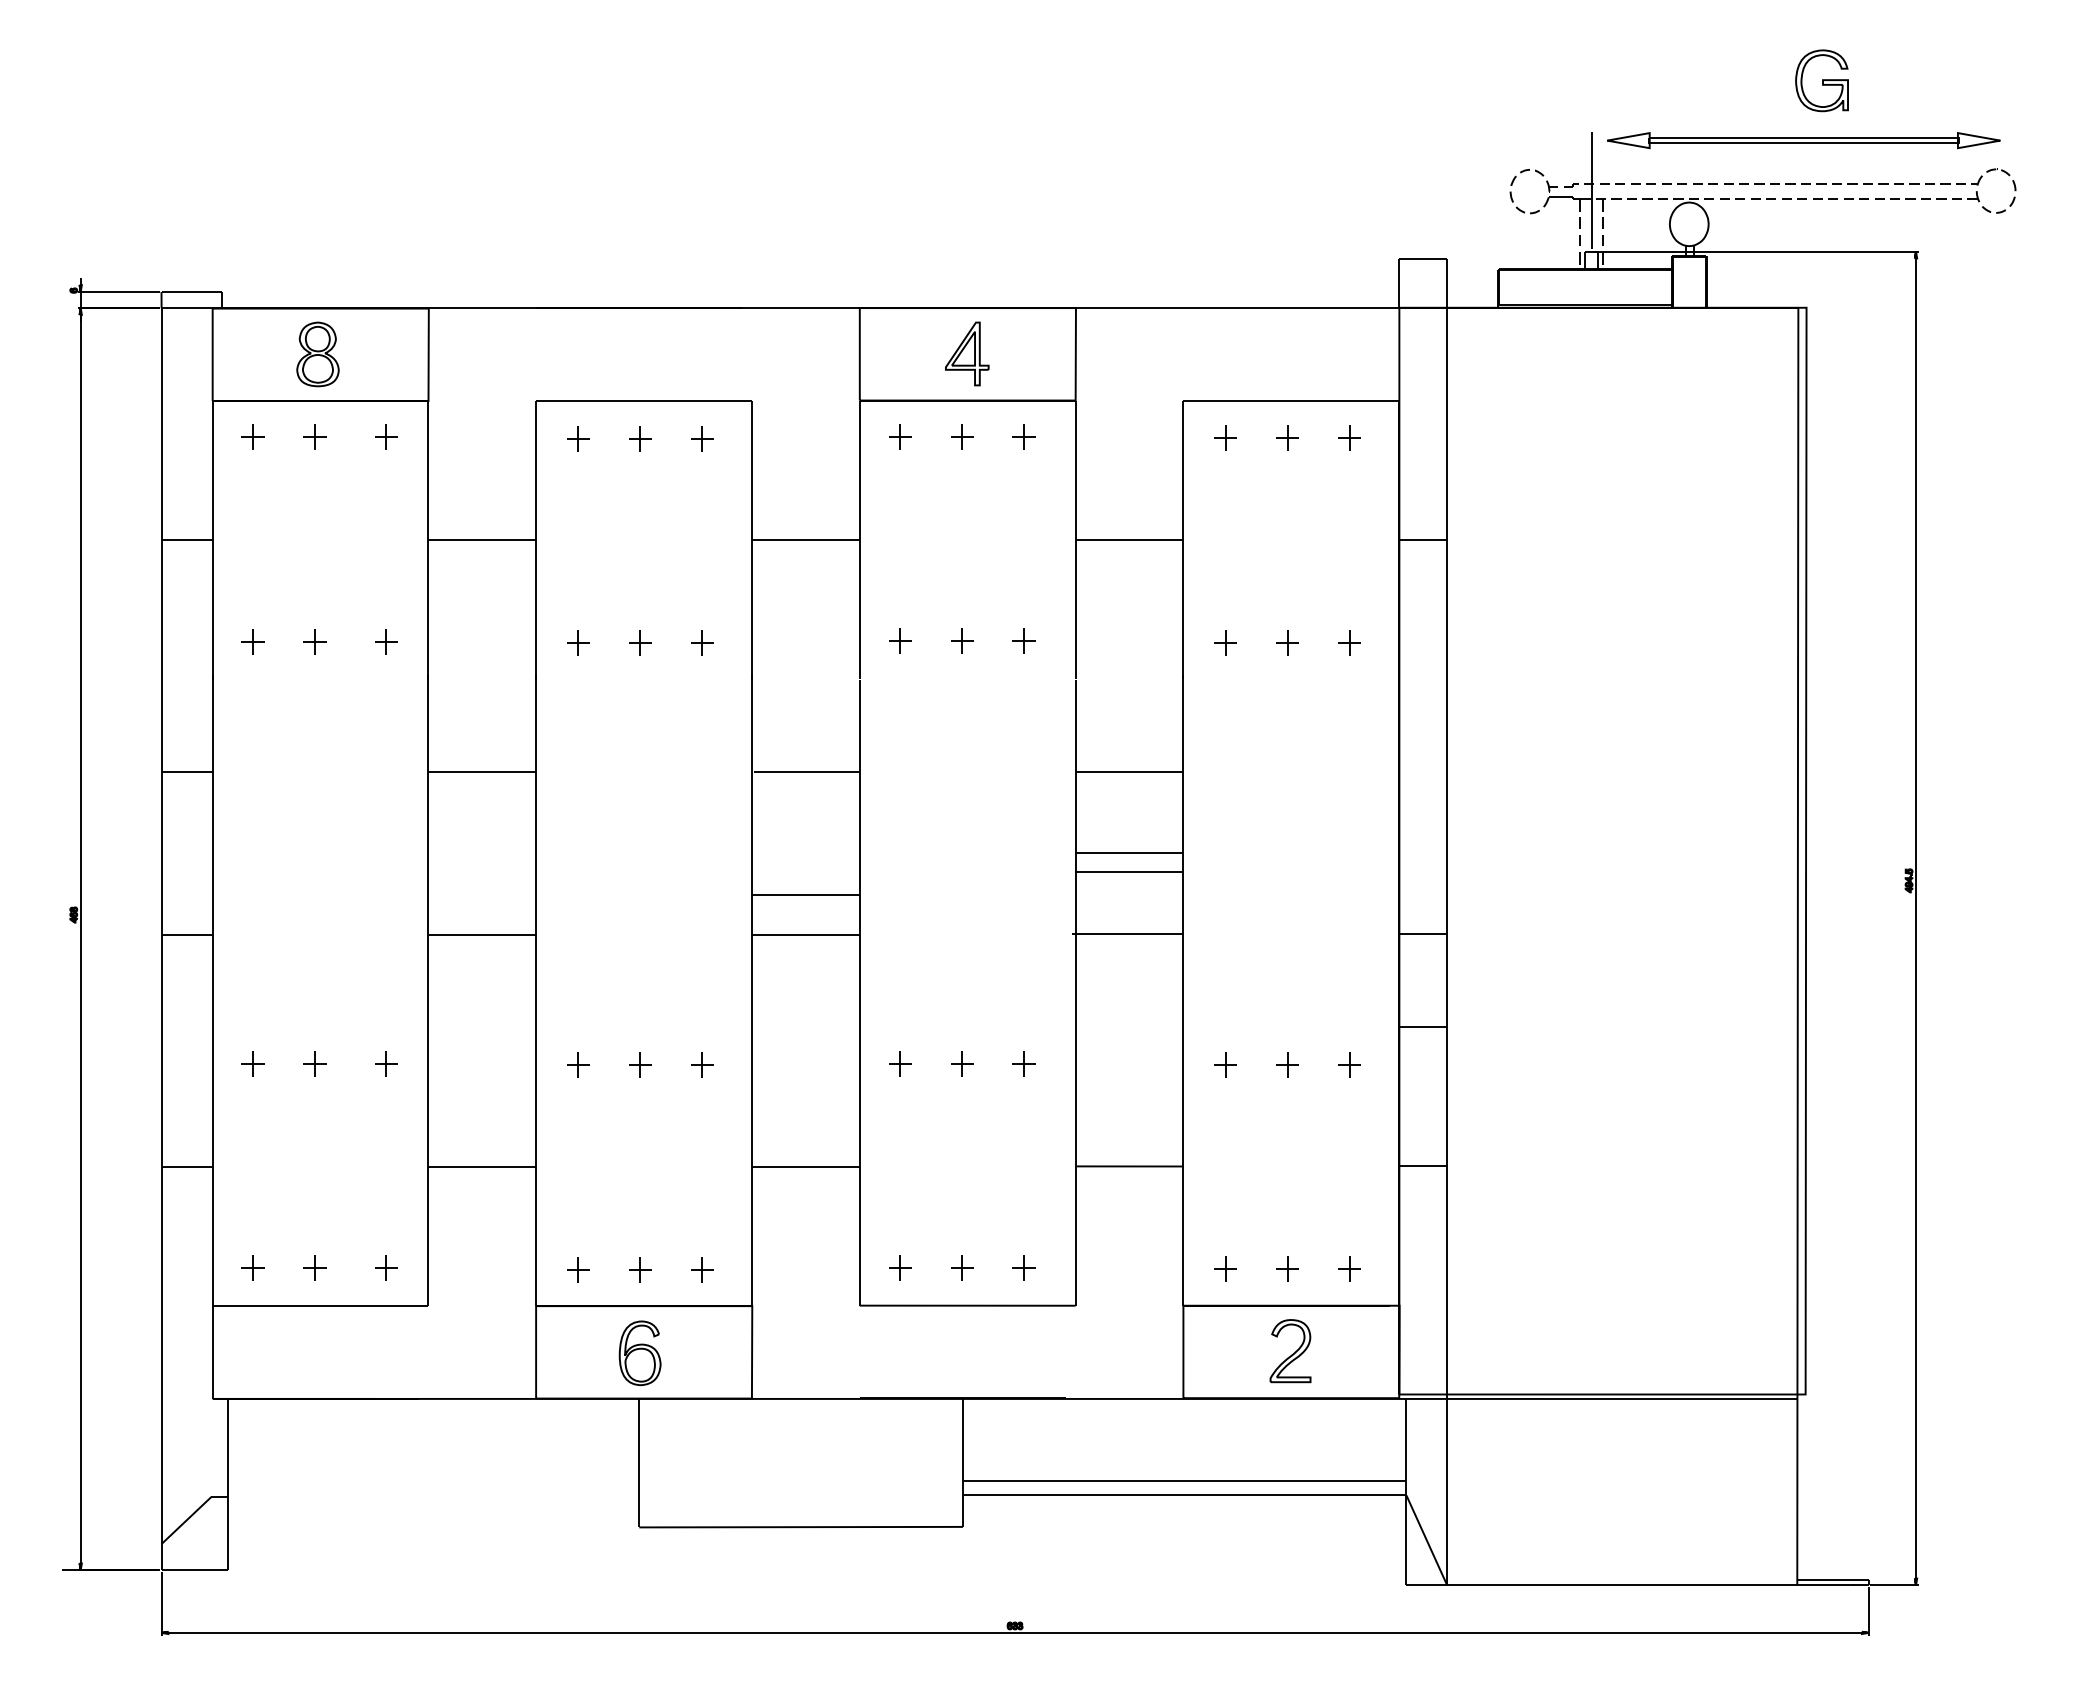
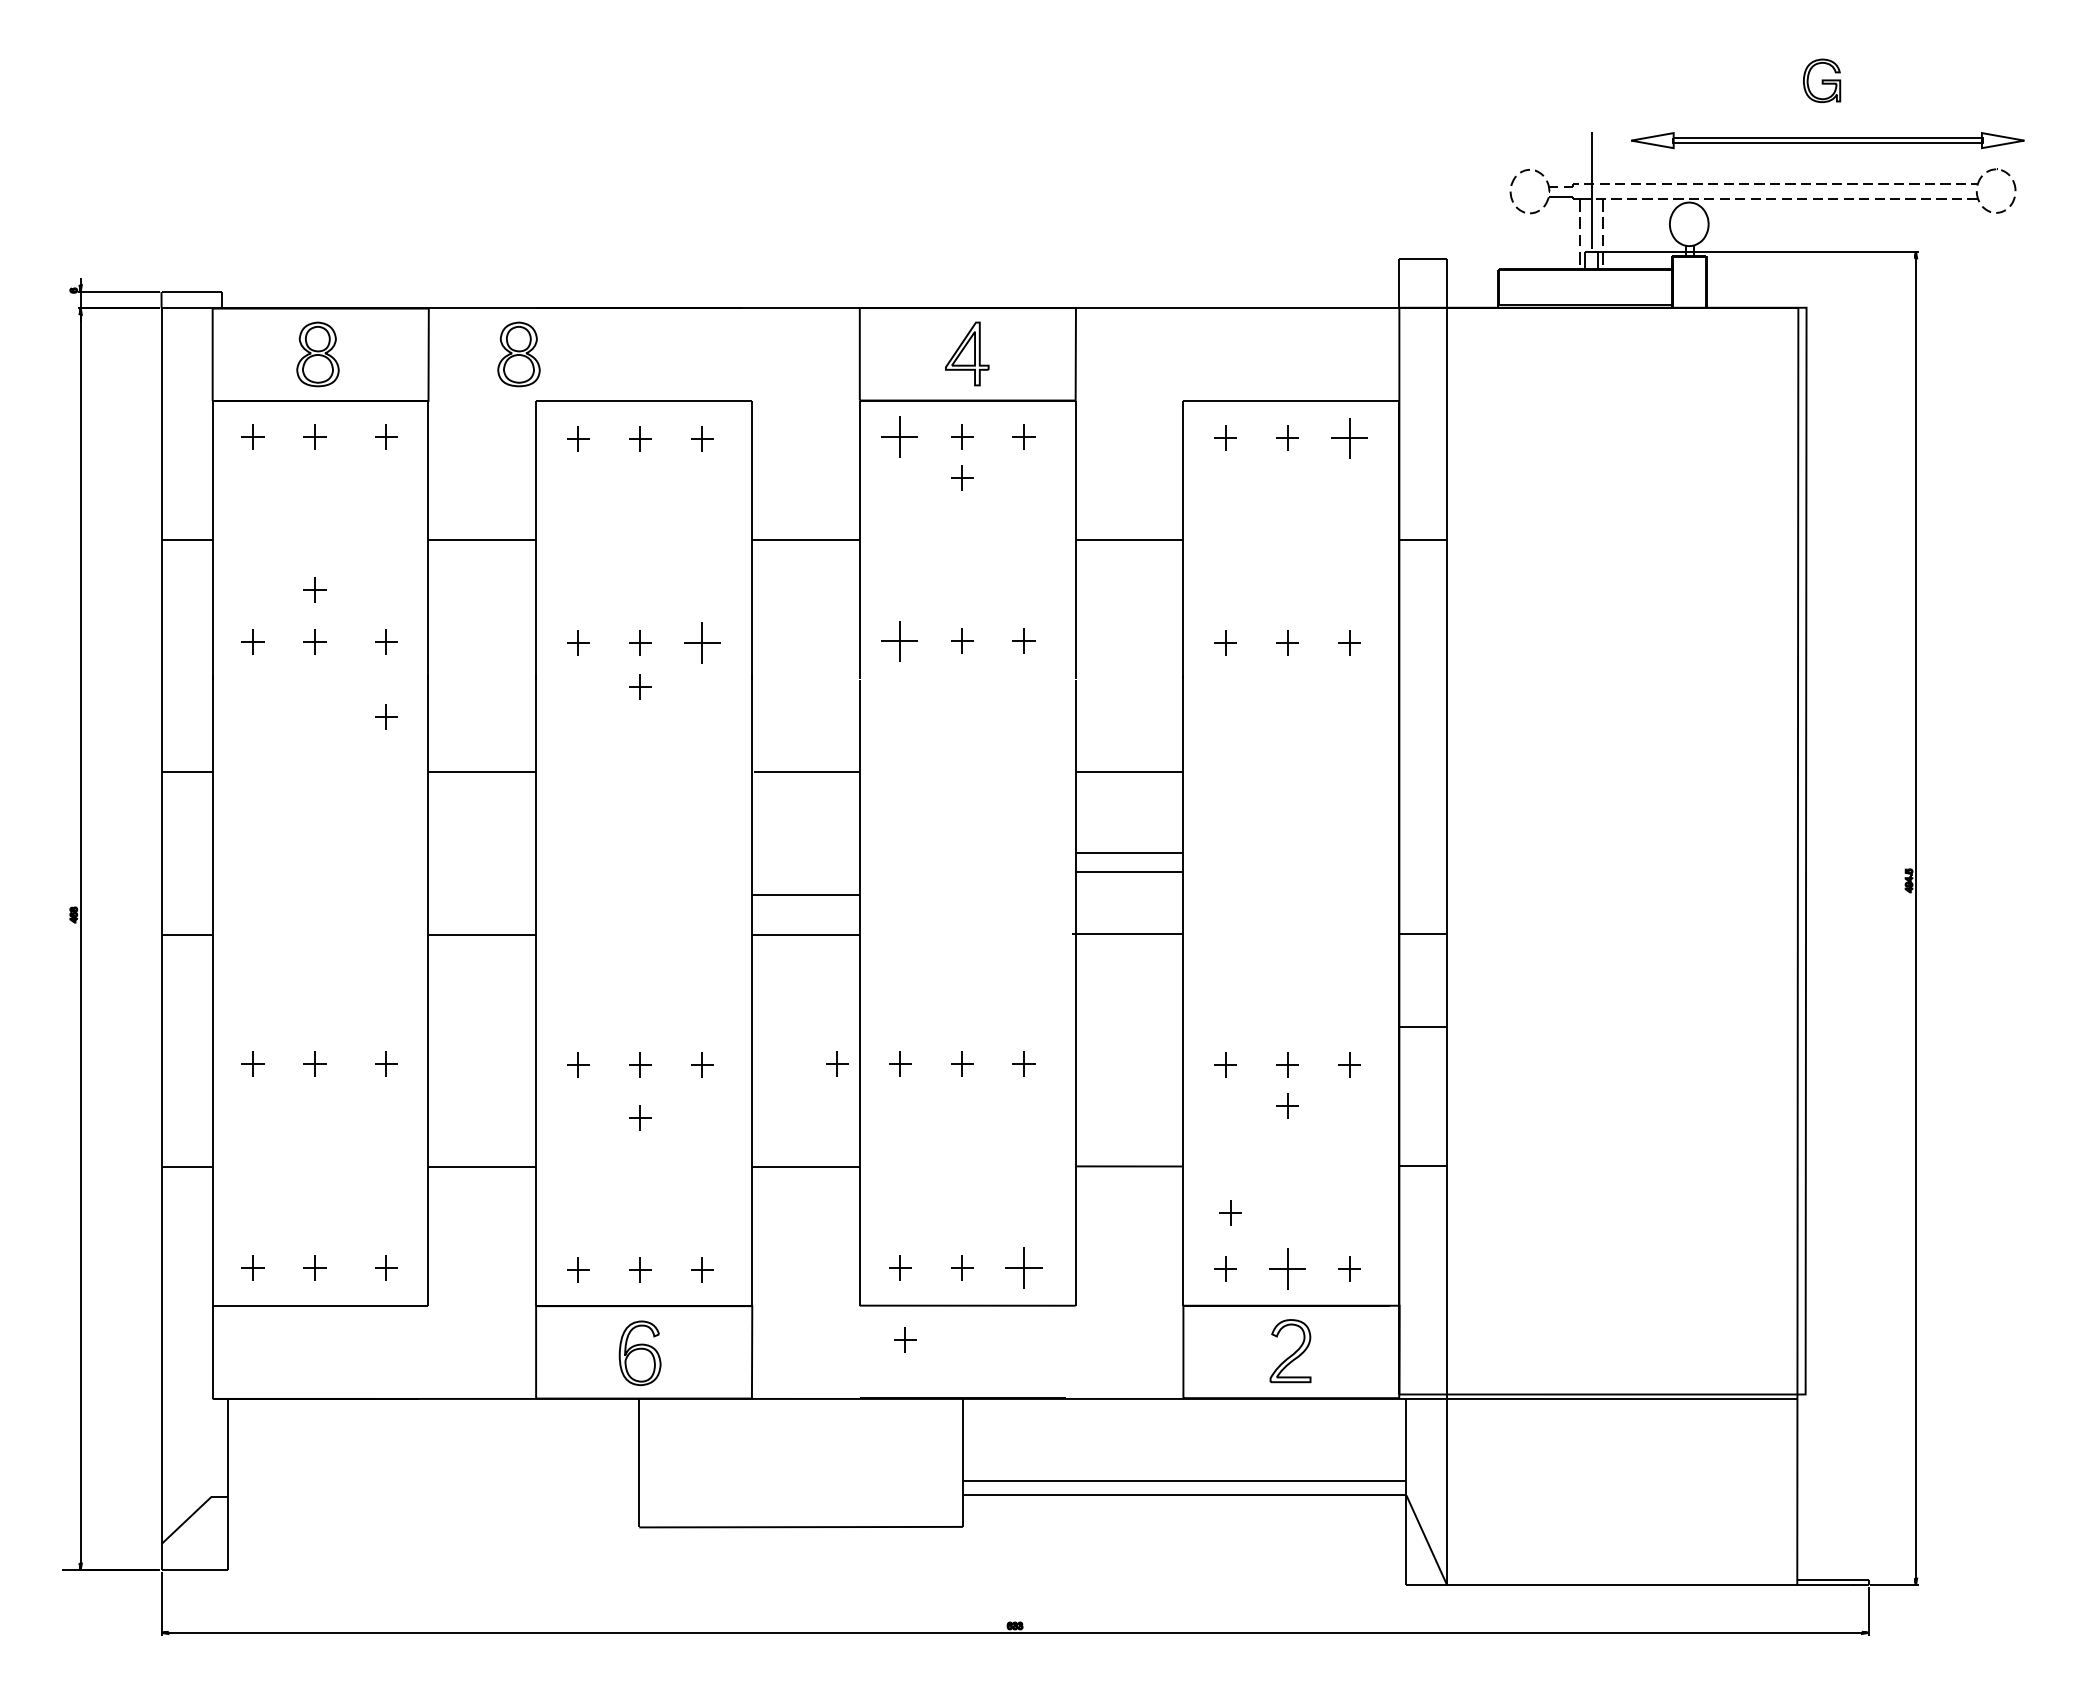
part size: 54x64 px -> 39x45 px (1822, 80)
part position: (1803, 140) -> (1827, 140) (1827, 140)
part: none -> present (518, 354)
part size: 23x26 px -> 37x42 px (899, 436)
part size: 23x26 px -> 37x41 px (1349, 438)
part: none -> present (962, 477)
part: none -> present (314, 589)
part size: 23x26 px -> 37x41 px (899, 641)
part size: 23x26 px -> 37x42 px (702, 642)
part: none -> present (640, 686)
part: none -> present (386, 716)
part: none -> present (837, 1063)
part: none -> present (1287, 1105)
part: none -> present (640, 1117)
part: none -> present (1230, 1212)
part size: 24x26 px -> 38x42 px (1023, 1267)
part size: 23x26 px -> 37x42 px (1287, 1268)
part: none -> present (905, 1339)
